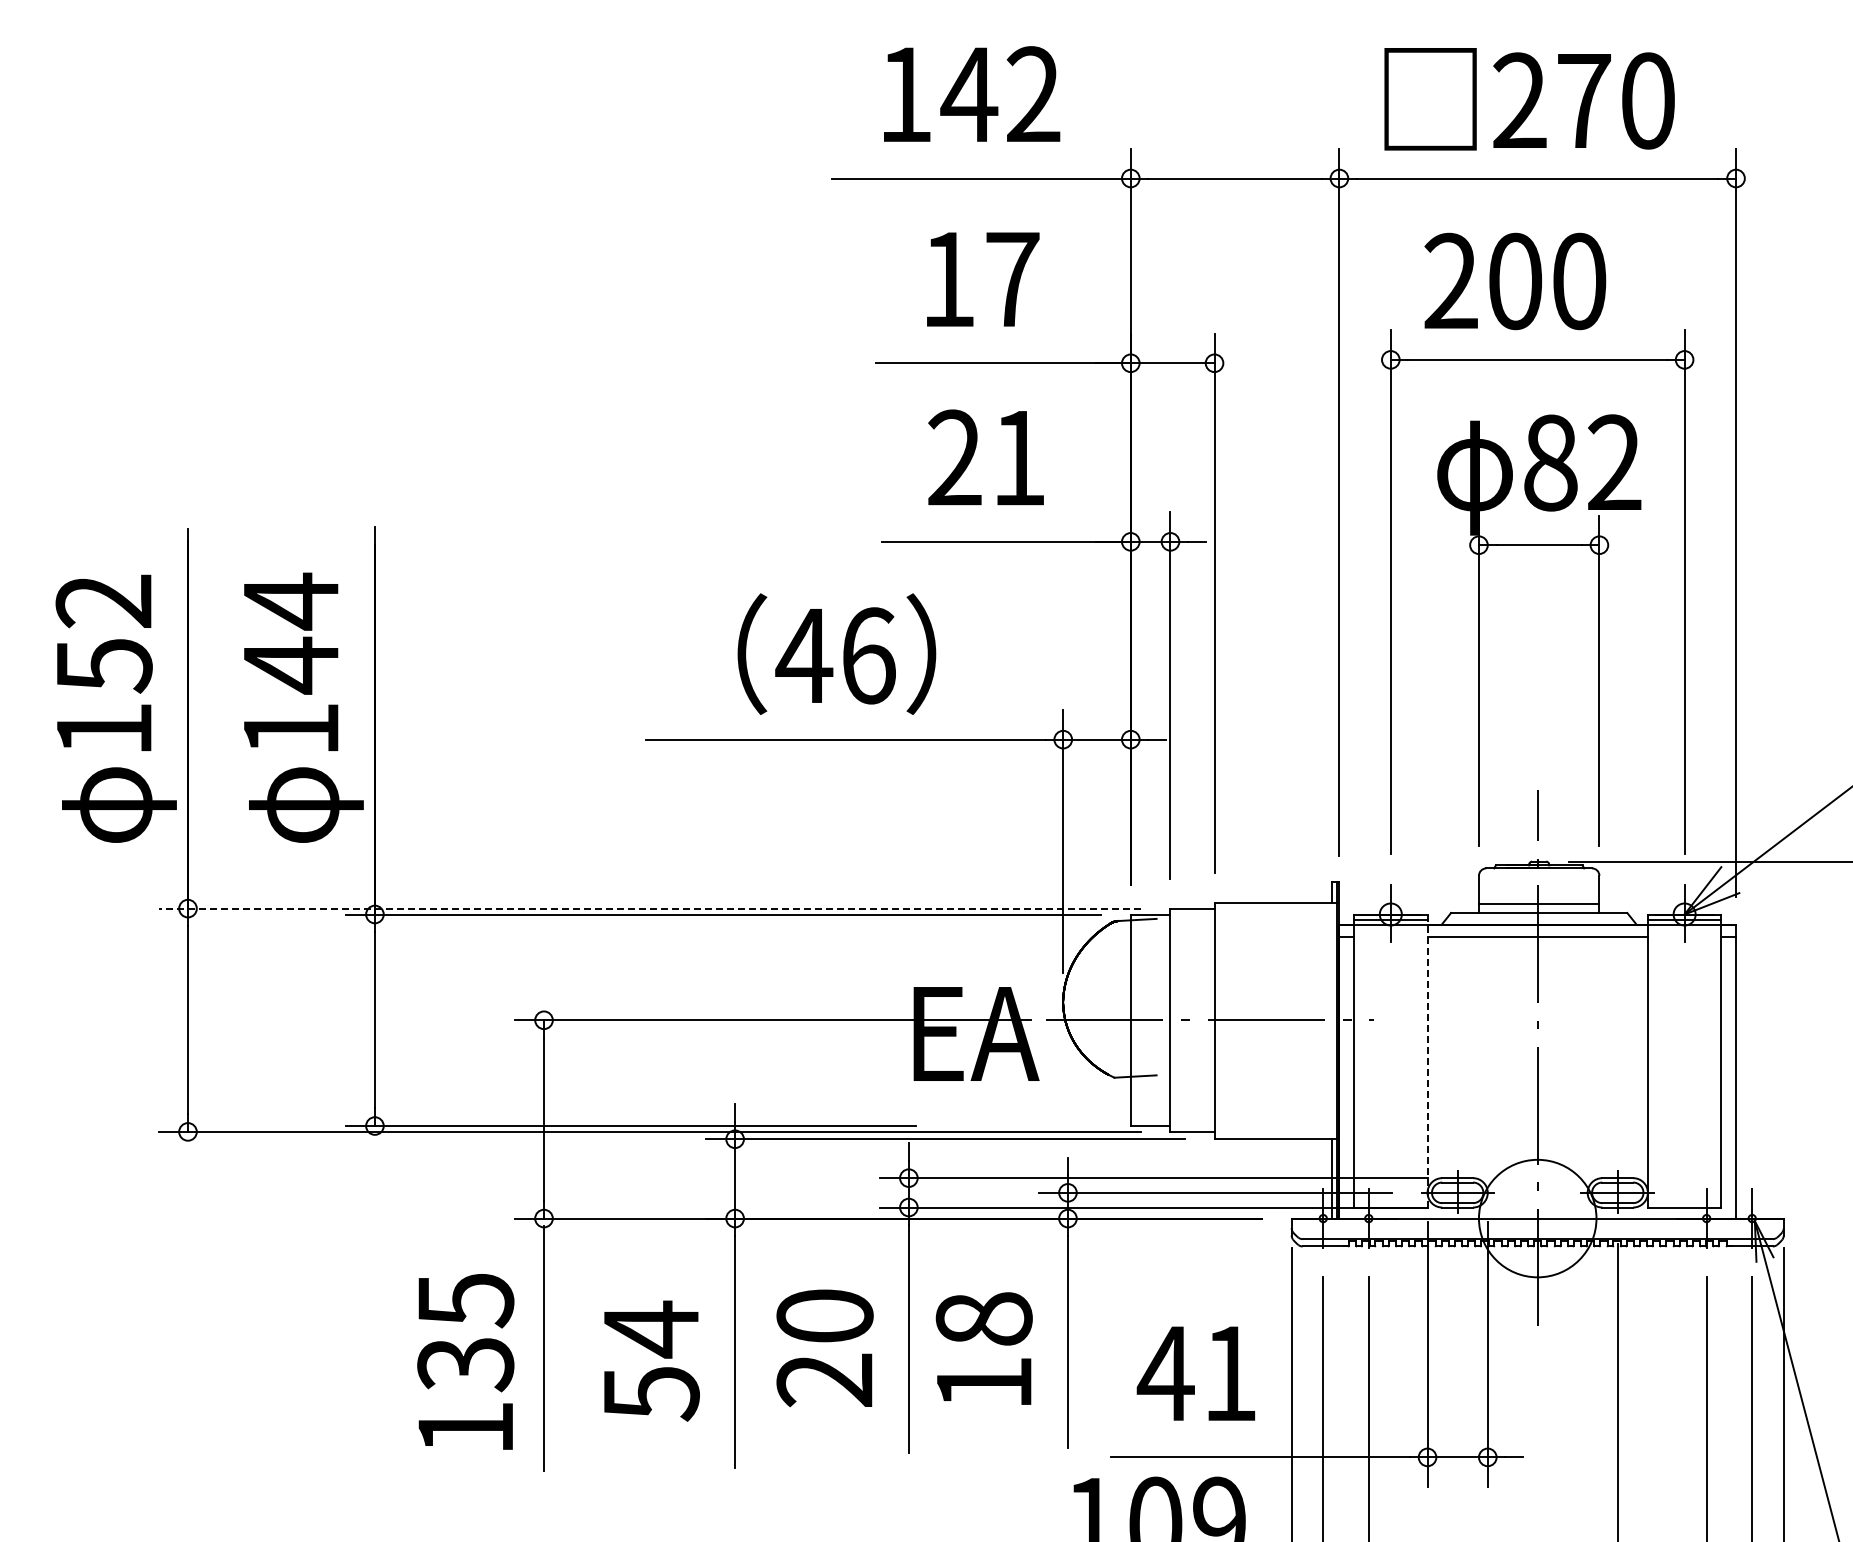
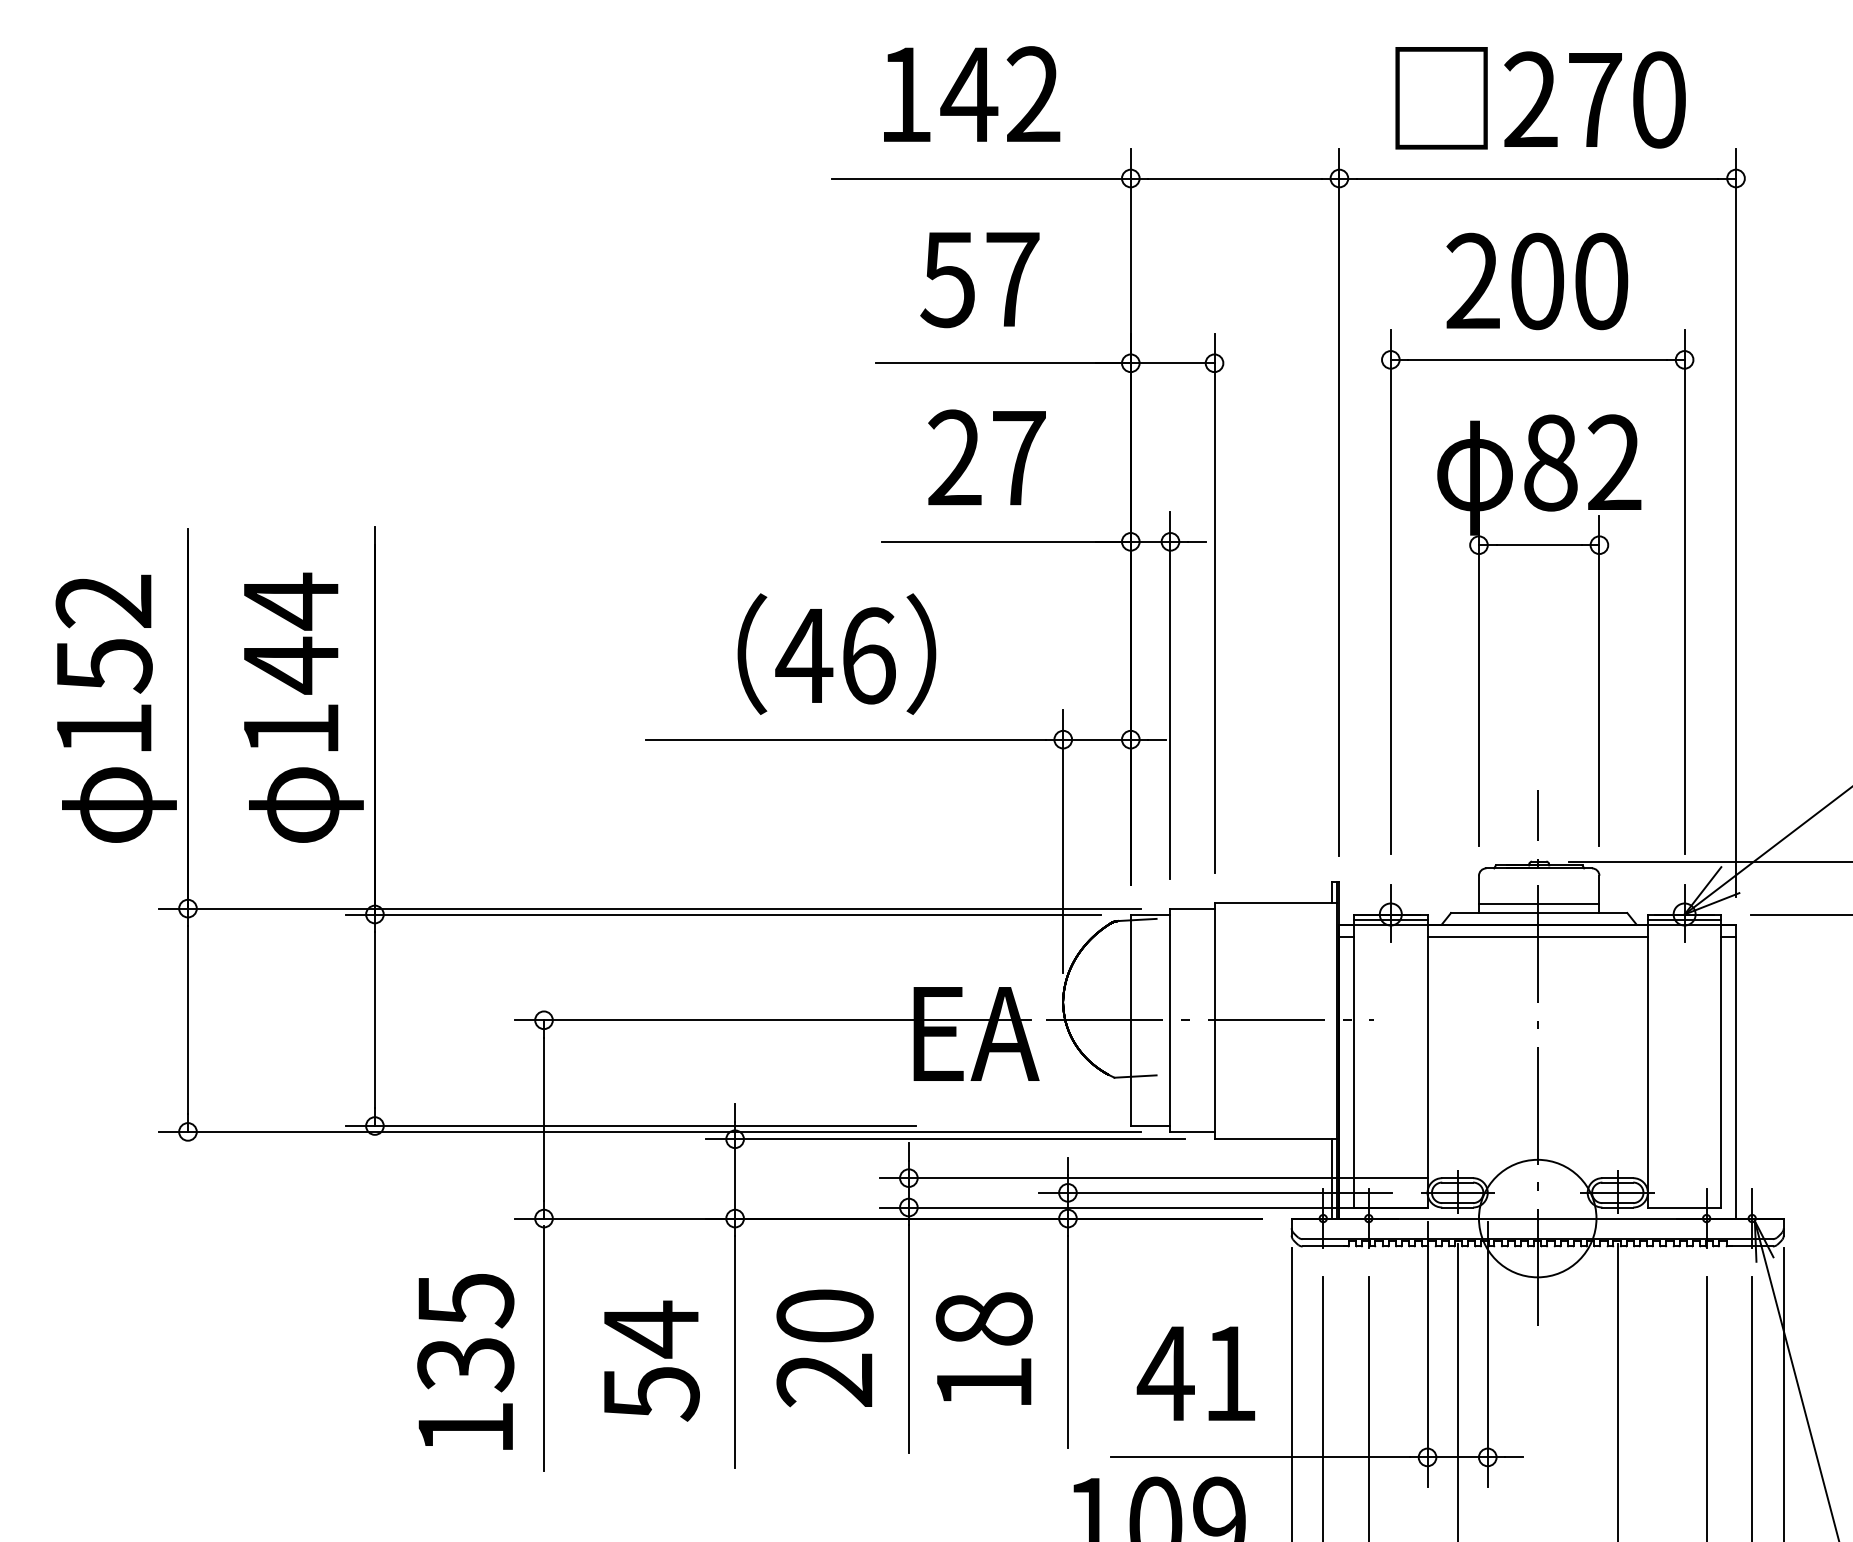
text position: (1529, 99) -> (1540, 98) (1540, 98)
text: 17 -> 57 (947, 280)
text position: (1515, 281) -> (1537, 281) (1537, 281)
text: 21 -> 27 (1019, 458)
line: dashed -> solid (649, 908)
line: none -> present (1799, 914)
line: dashed -> solid (1427, 1061)
line: none -> present (1457, 1390)
